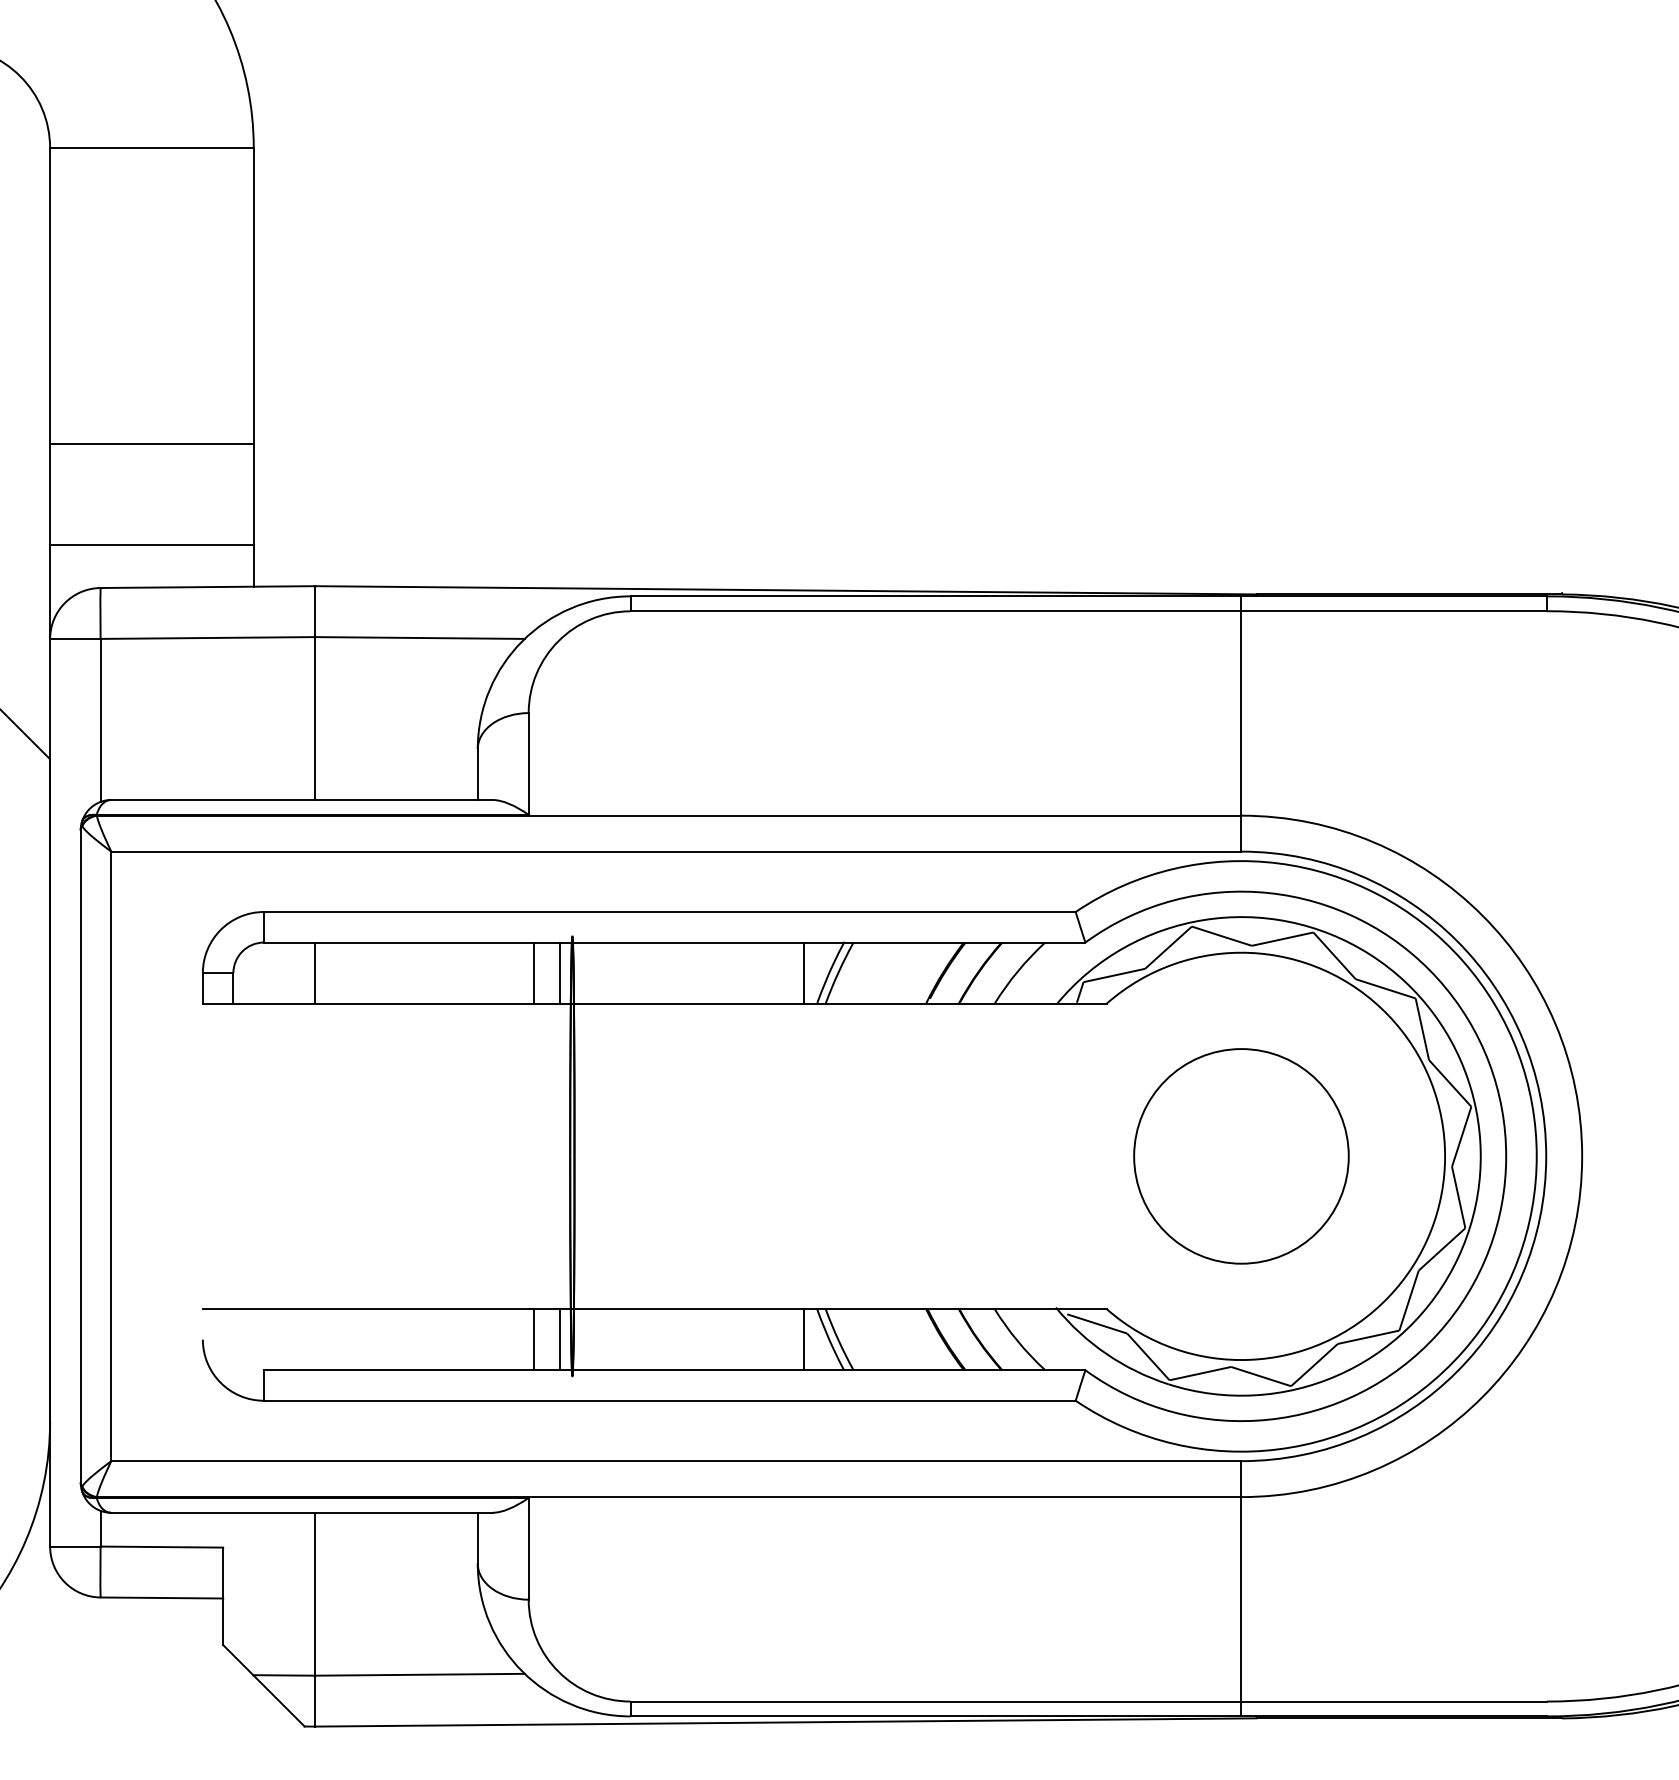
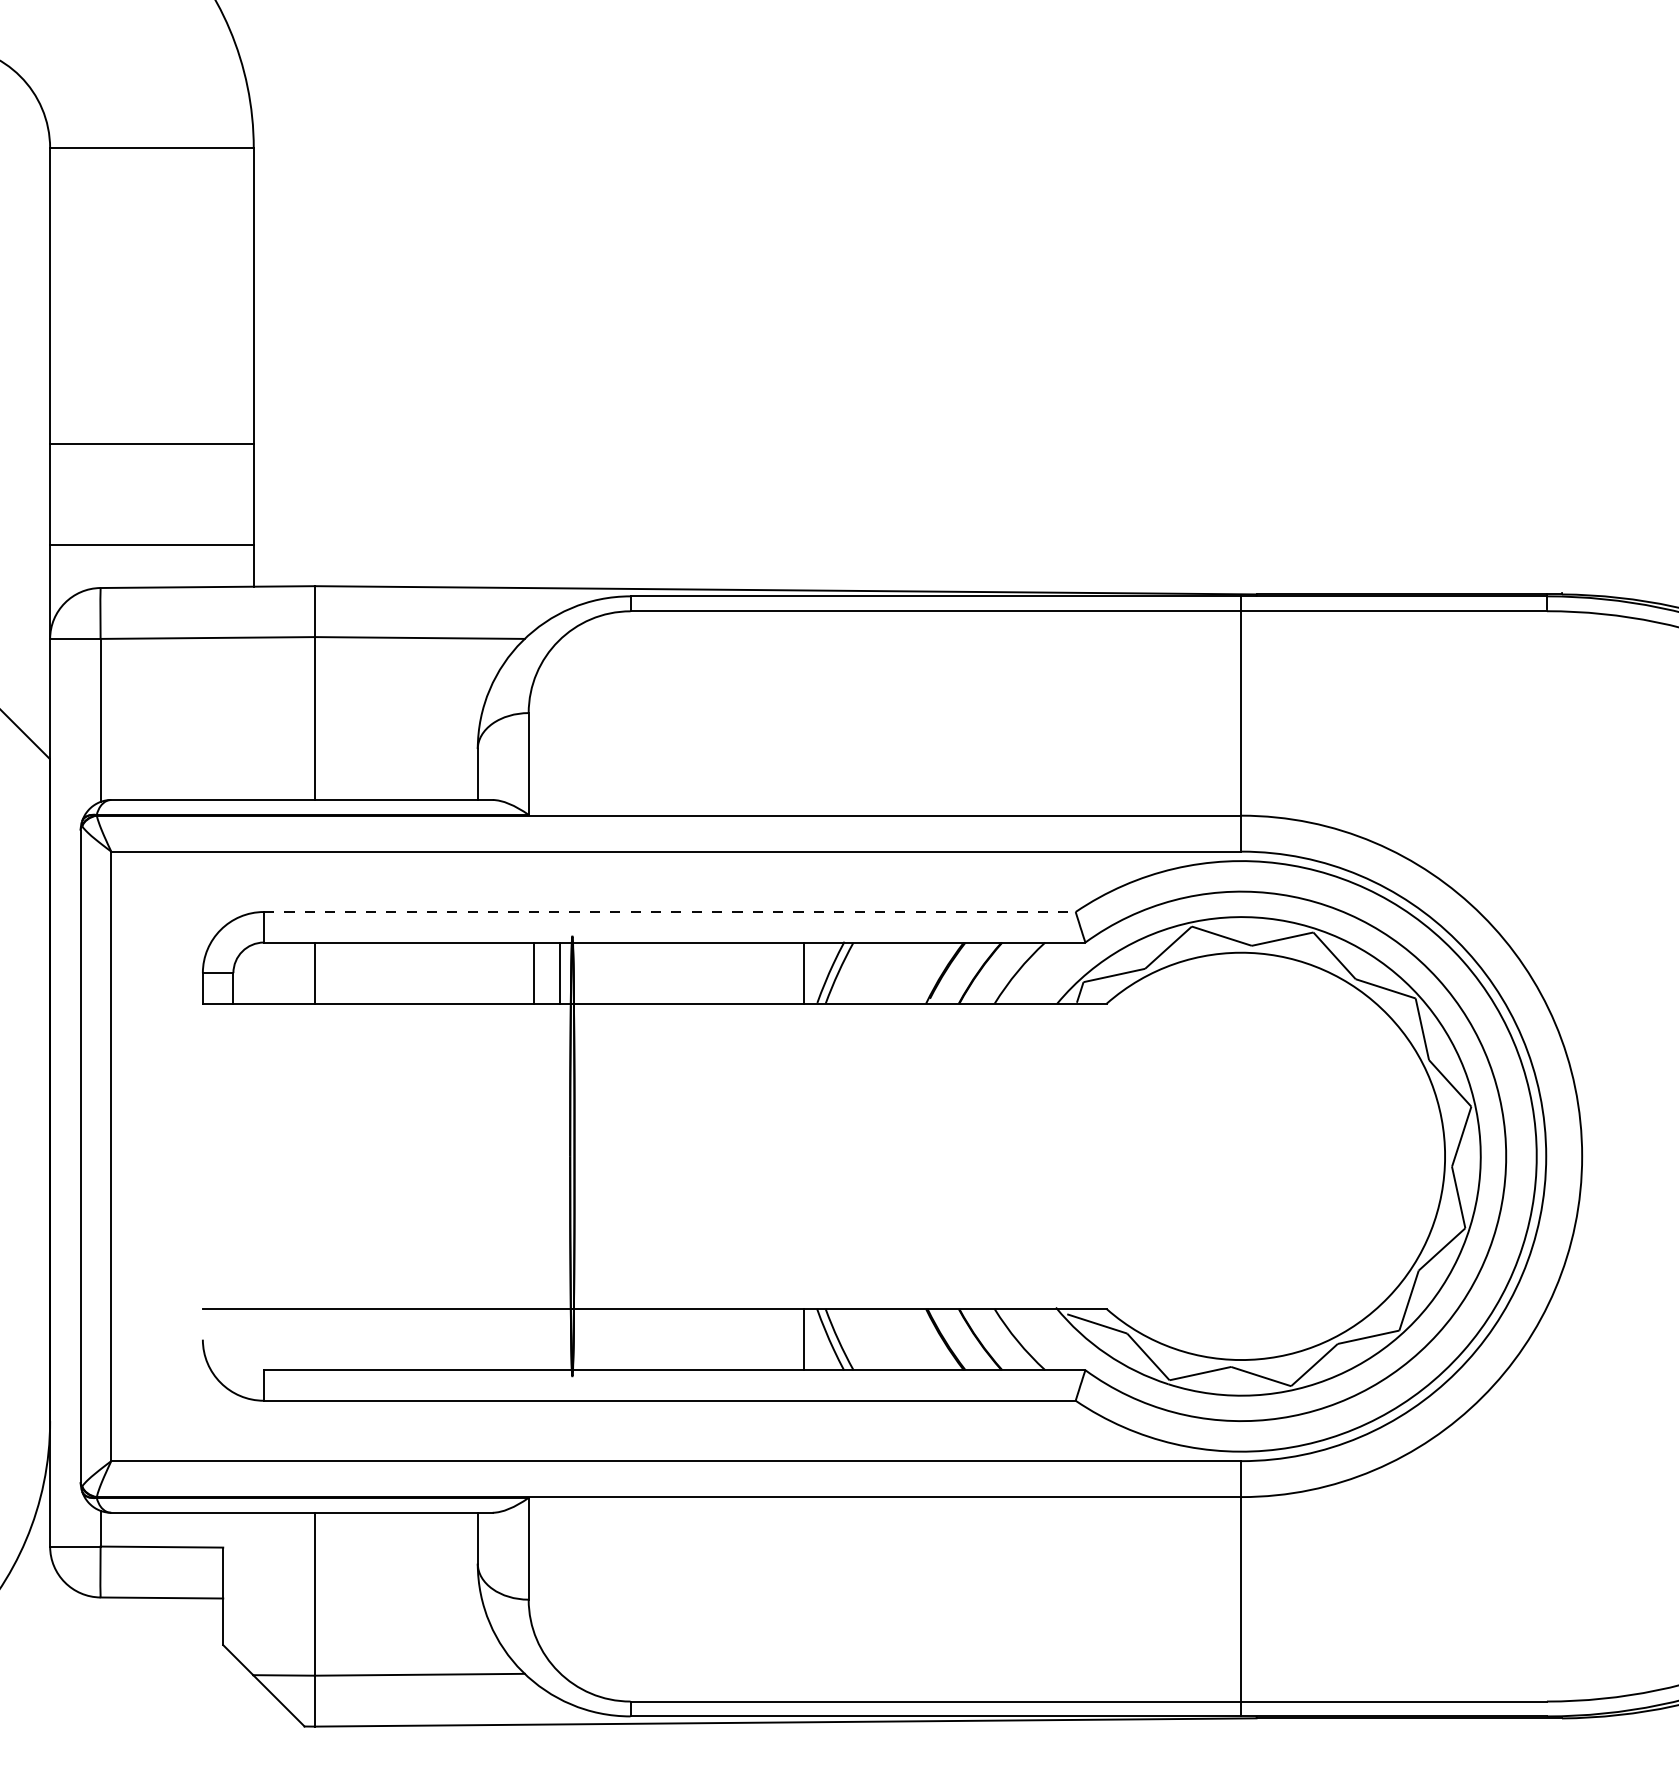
line: solid -> dashed (669, 912)
circle: present -> none (1241, 1156)
line: present -> none (534, 1339)
line: present -> none (559, 1339)
